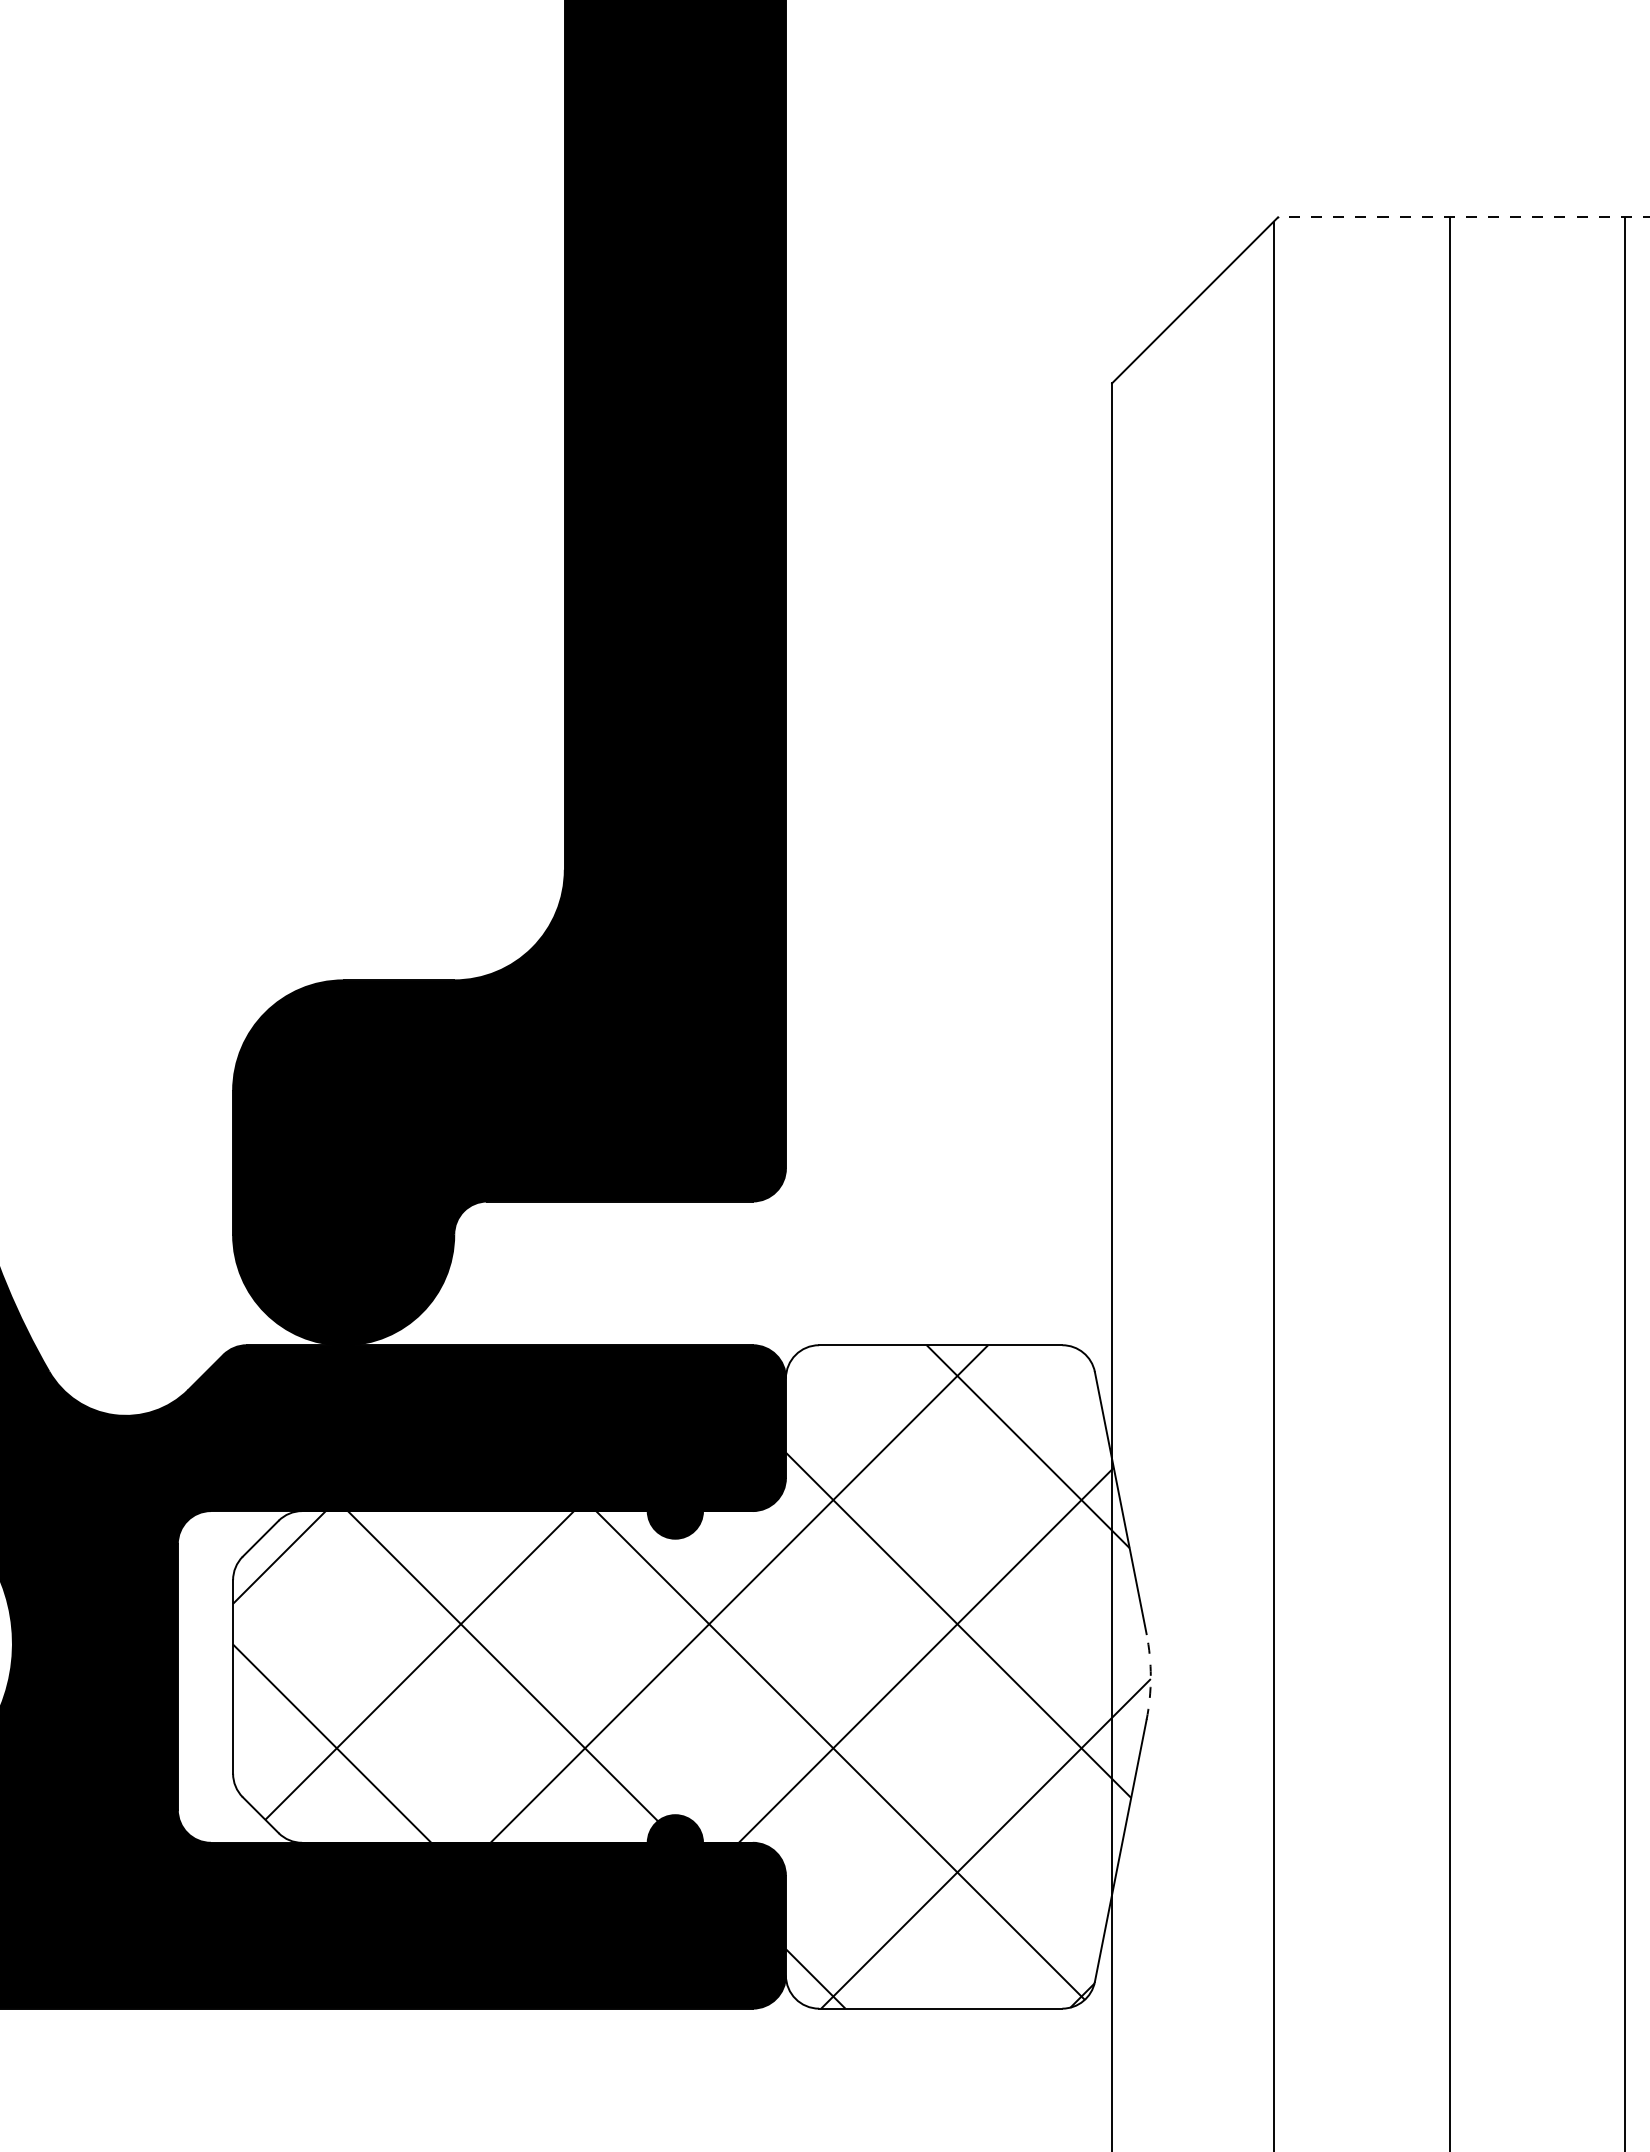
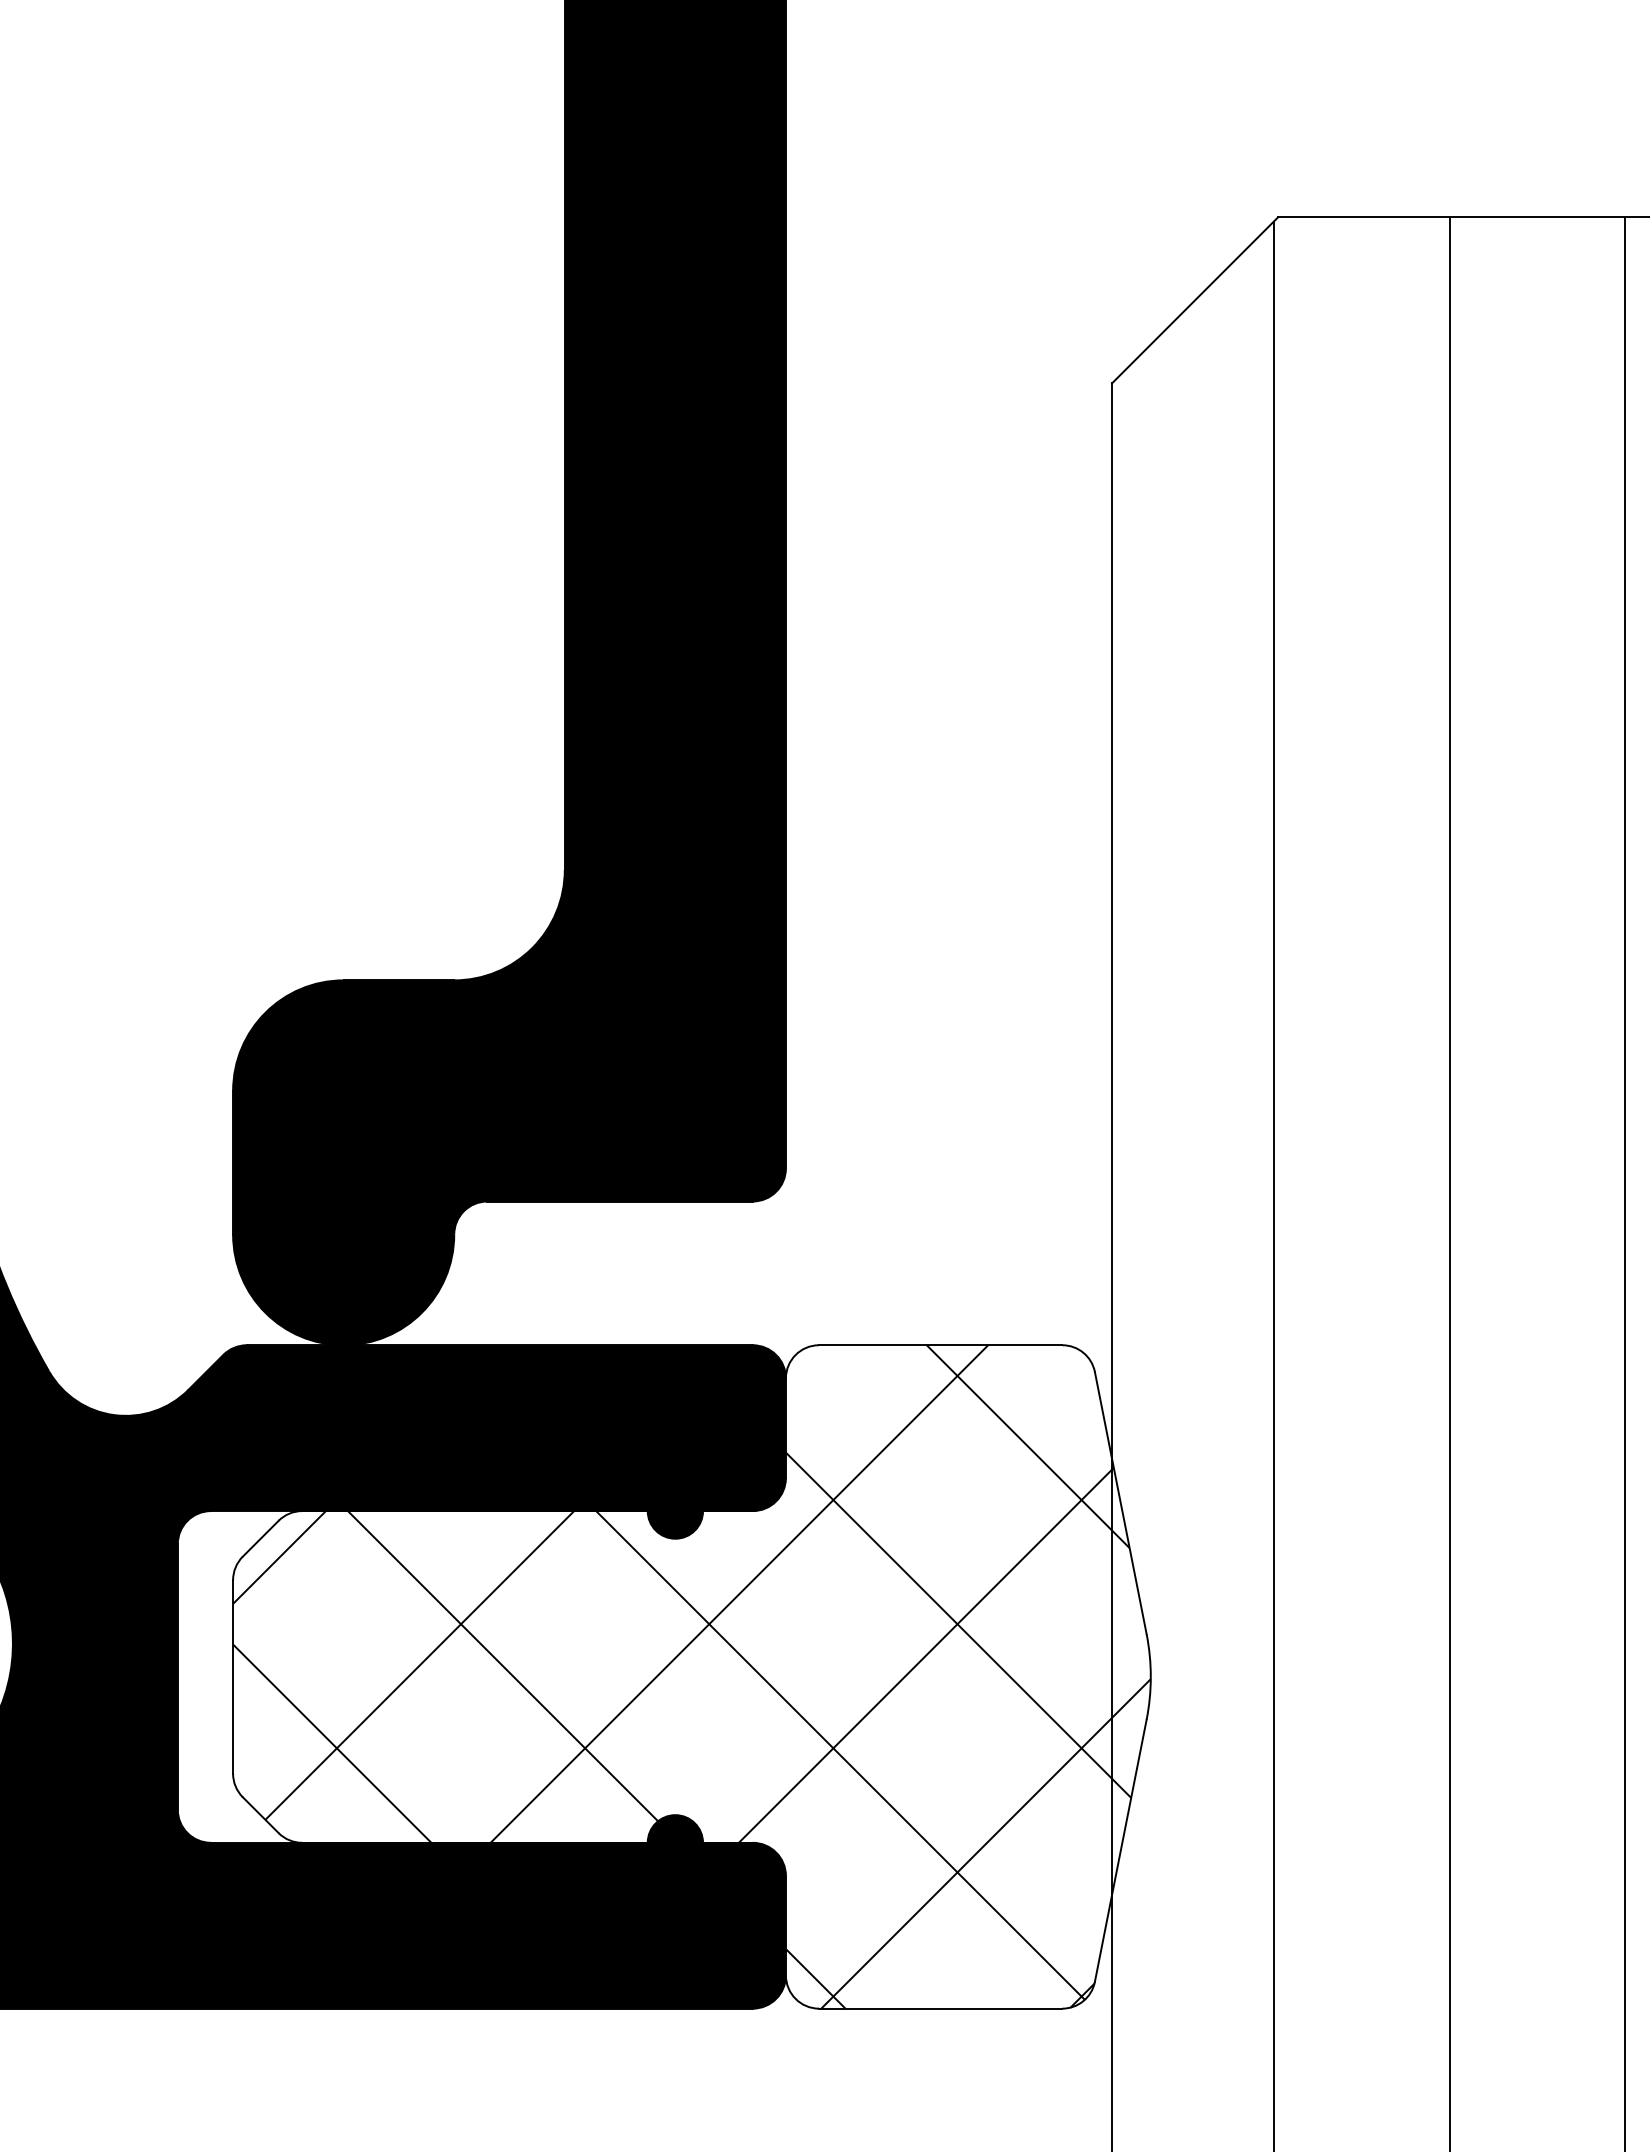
line: dashed -> solid (1463, 217)
arc: dashed -> solid (1150, 1676)
